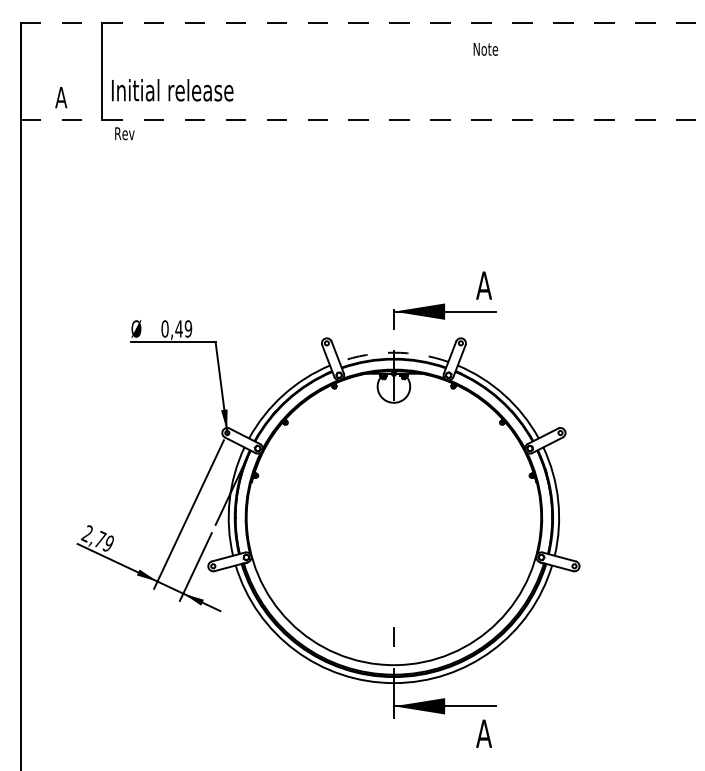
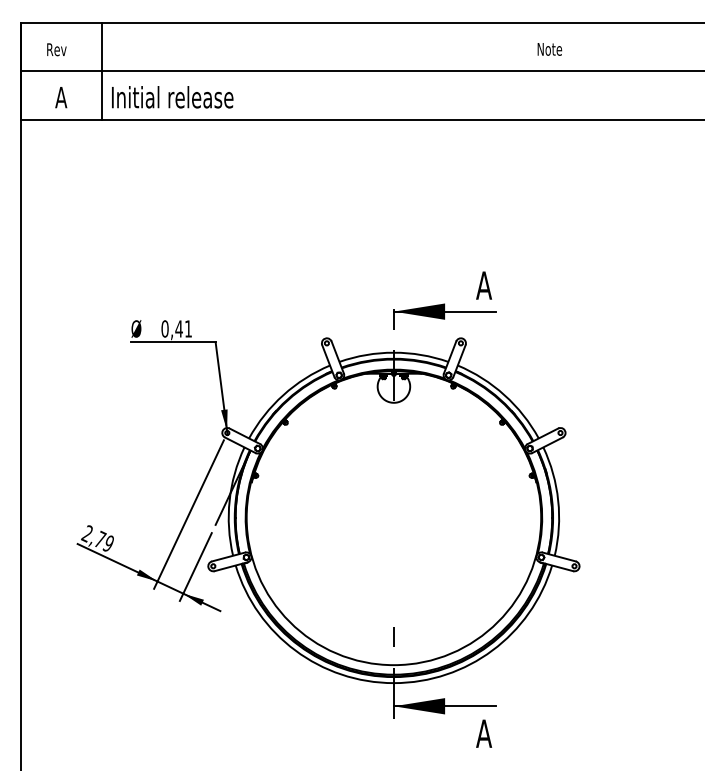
line: dashed -> solid (362, 23)
text position: (485, 49) -> (549, 49) (549, 49)
line: none -> present (360, 71)
text position: (172, 90) -> (172, 97) (172, 97)
line: dashed -> solid (362, 119)
text position: (124, 133) -> (56, 49) (56, 49)
text: 0,49 -> 0,41 (188, 328)
arc: dashed -> solid (393, 352)
